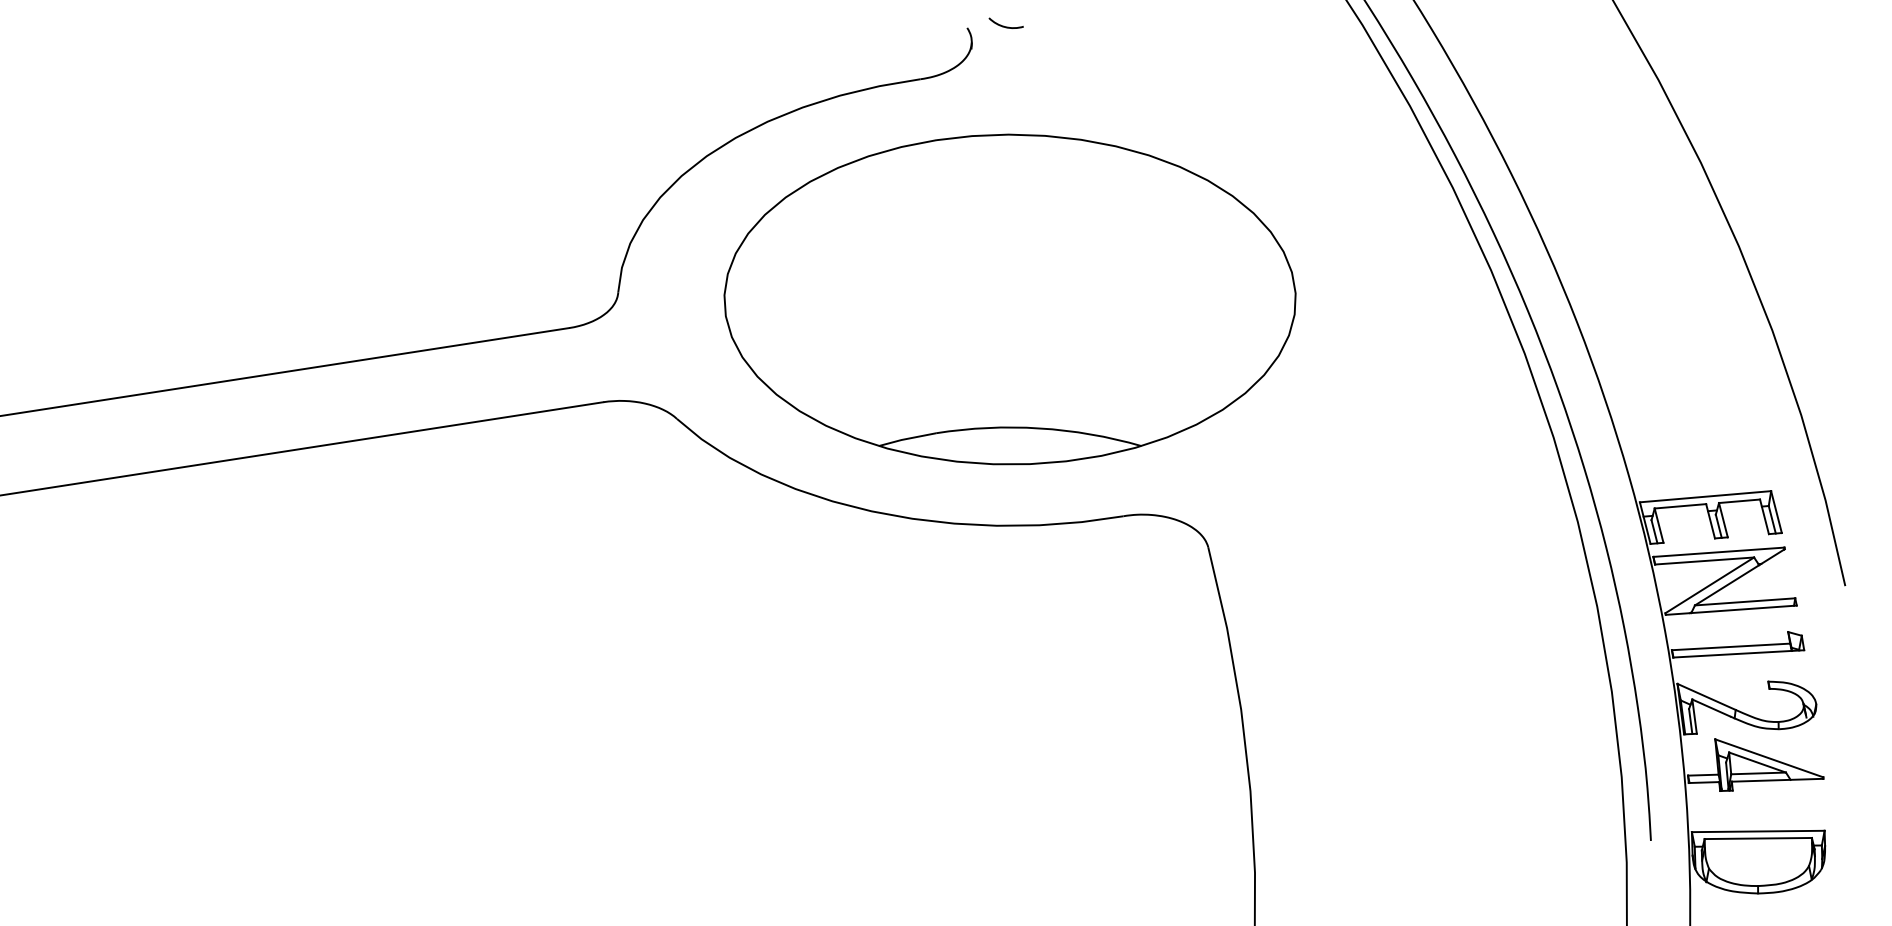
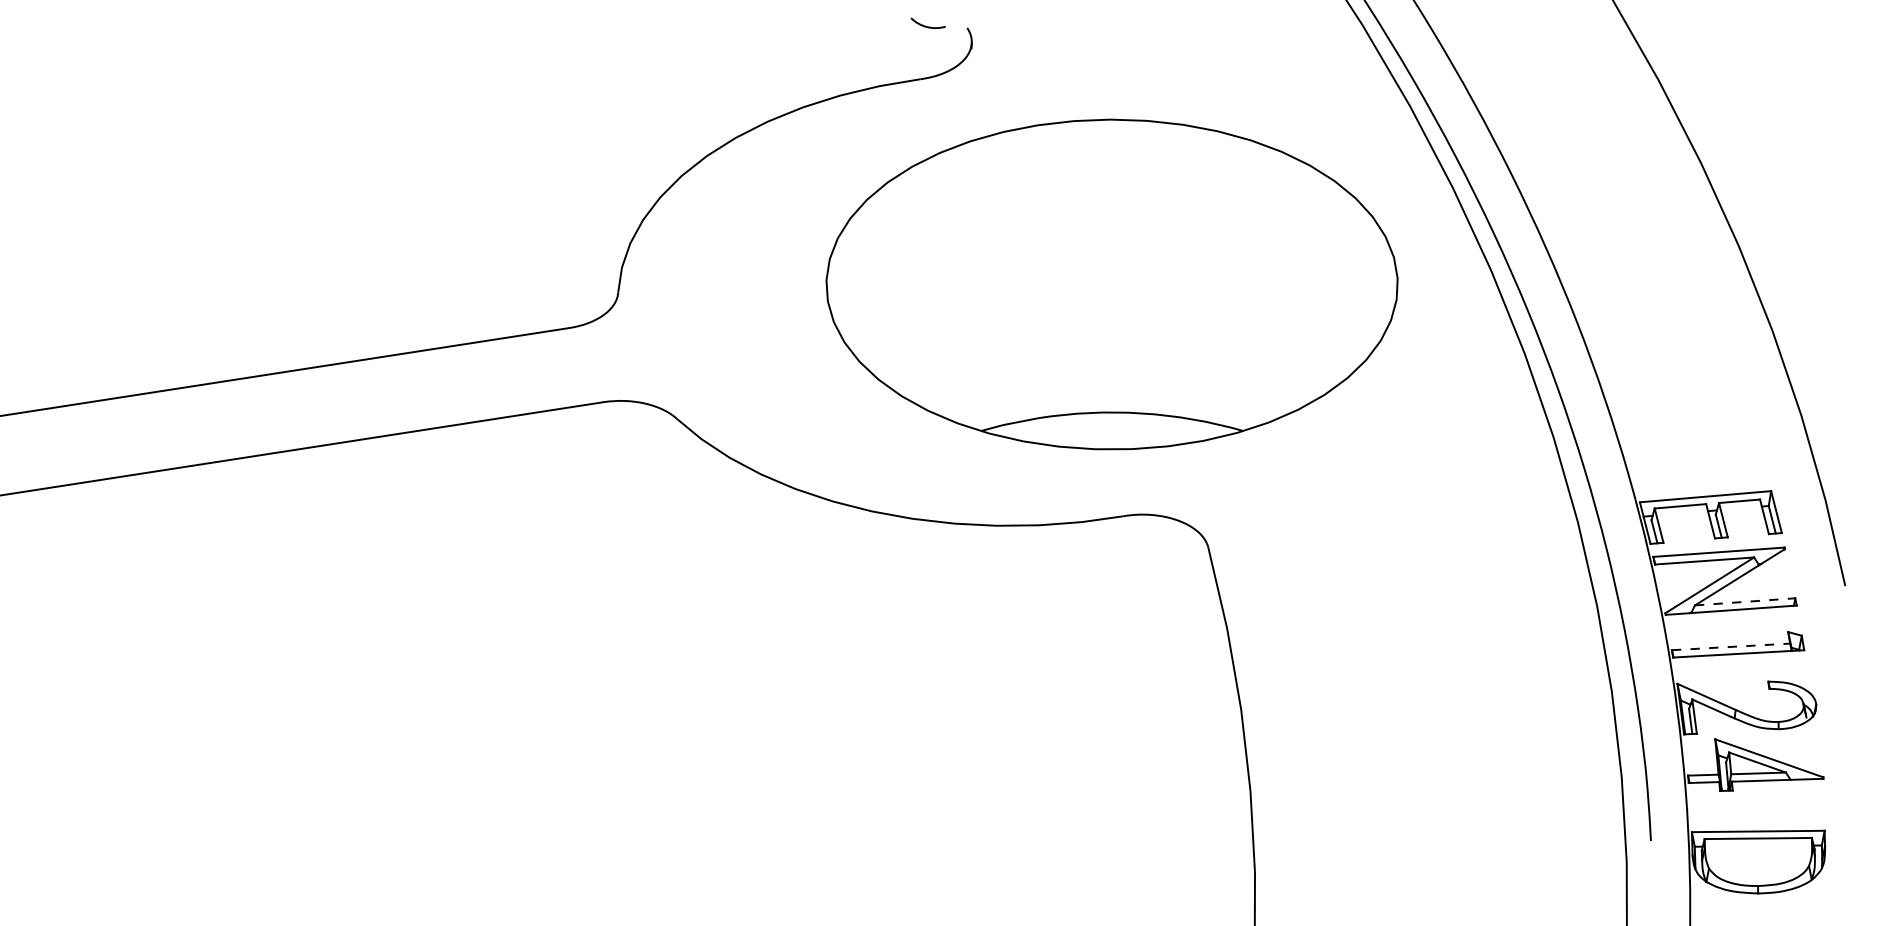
arc position: (1003, 25) -> (925, 25) (925, 25)
part position: (1009, 299) -> (1111, 284) (1111, 284)
line: solid -> dashed (1745, 601)
line: solid -> dashed (1731, 646)
